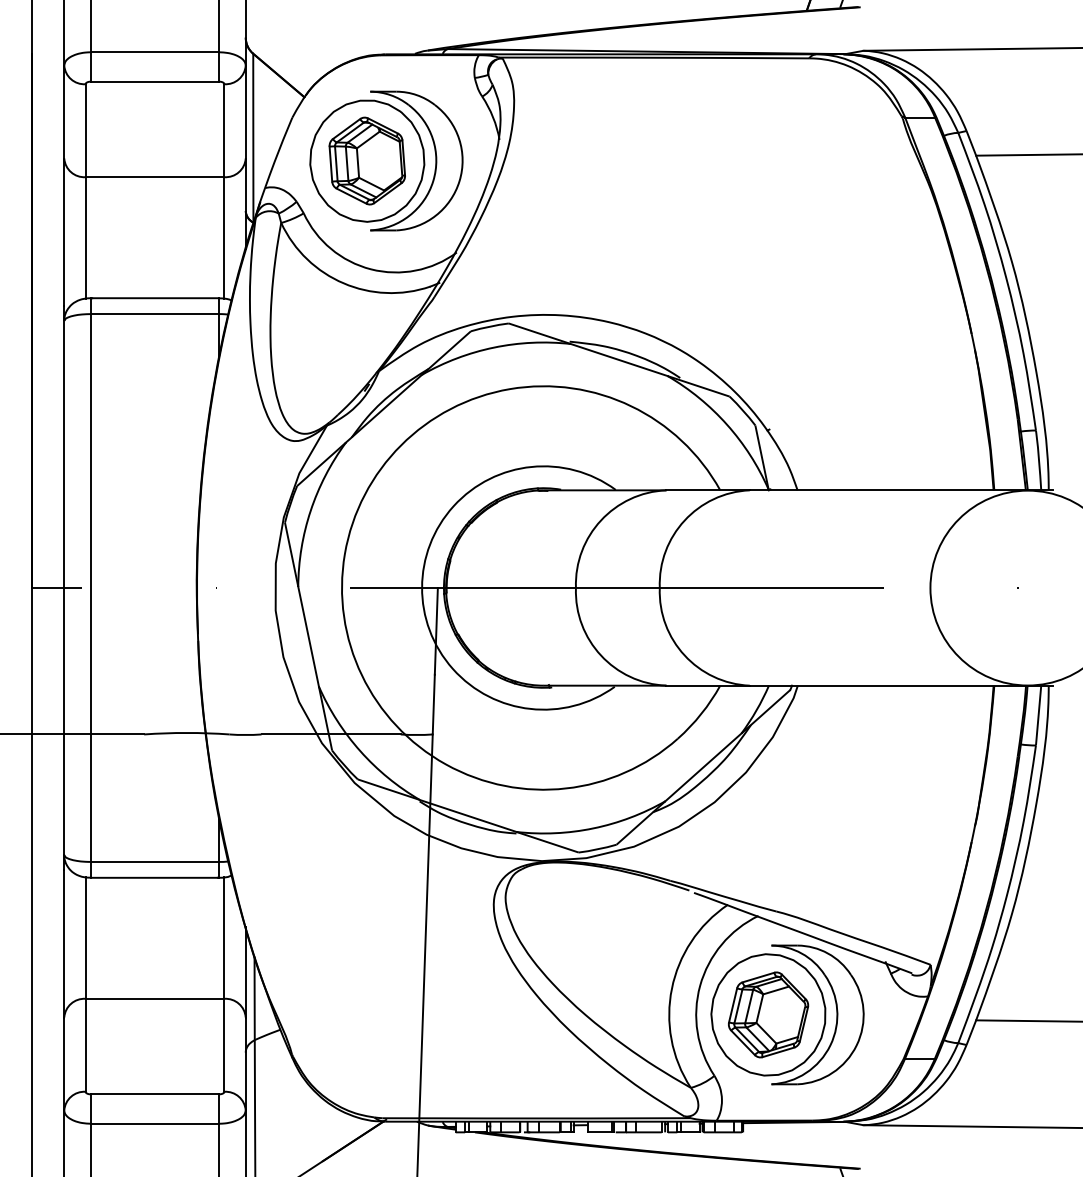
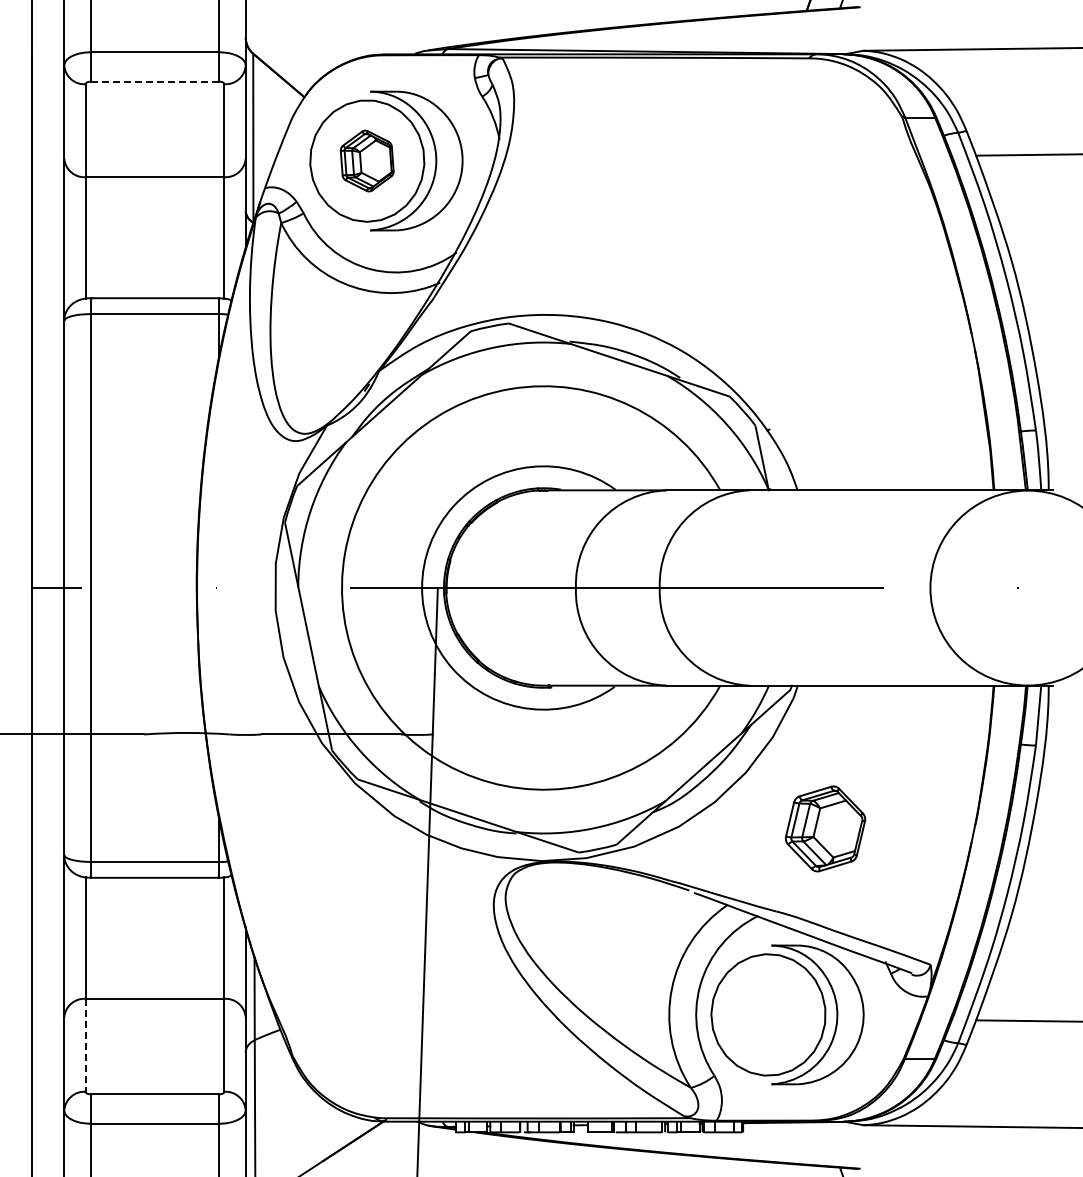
line: solid -> dashed (154, 81)
part size: 78x90 px -> 56x64 px (366, 160)
part position: (768, 1014) -> (825, 828) (825, 828)
line: solid -> dashed (85, 1045)
